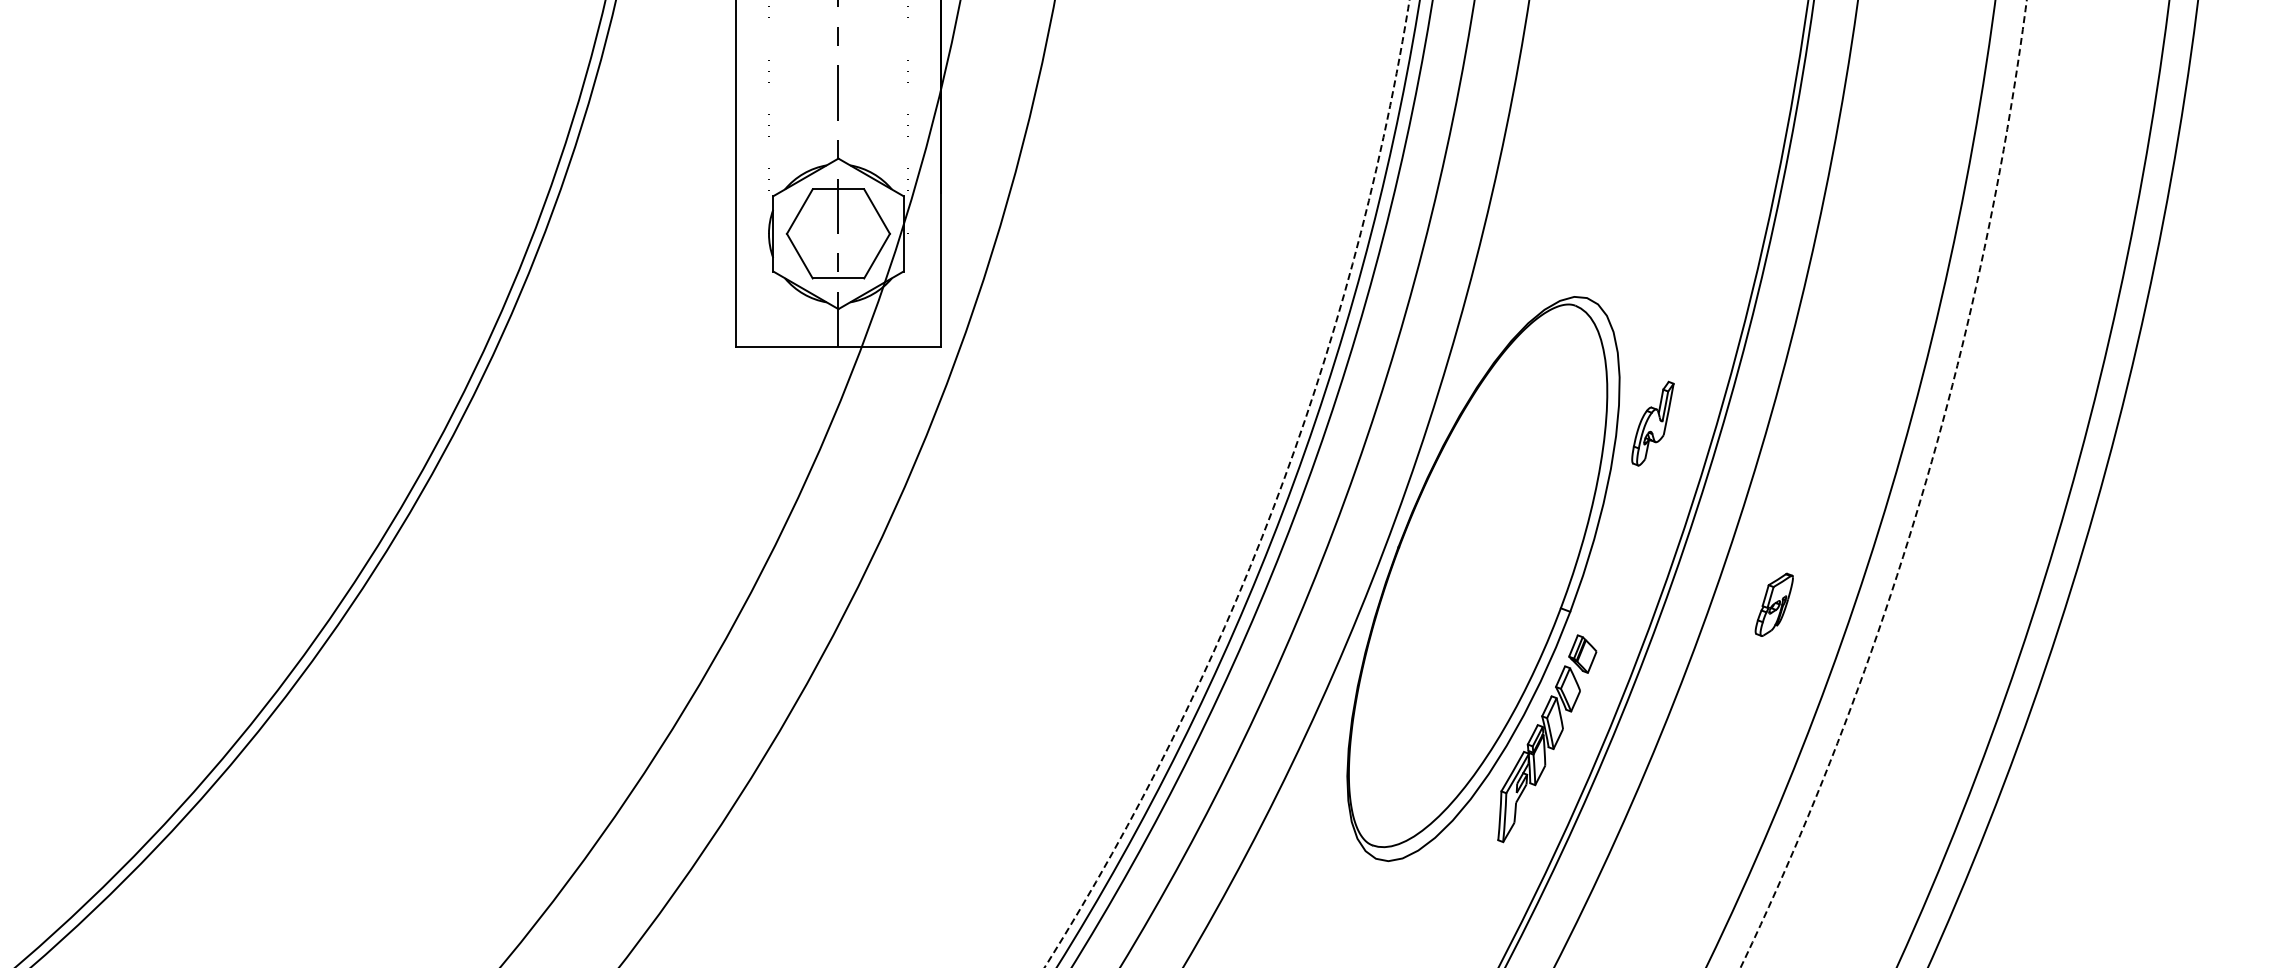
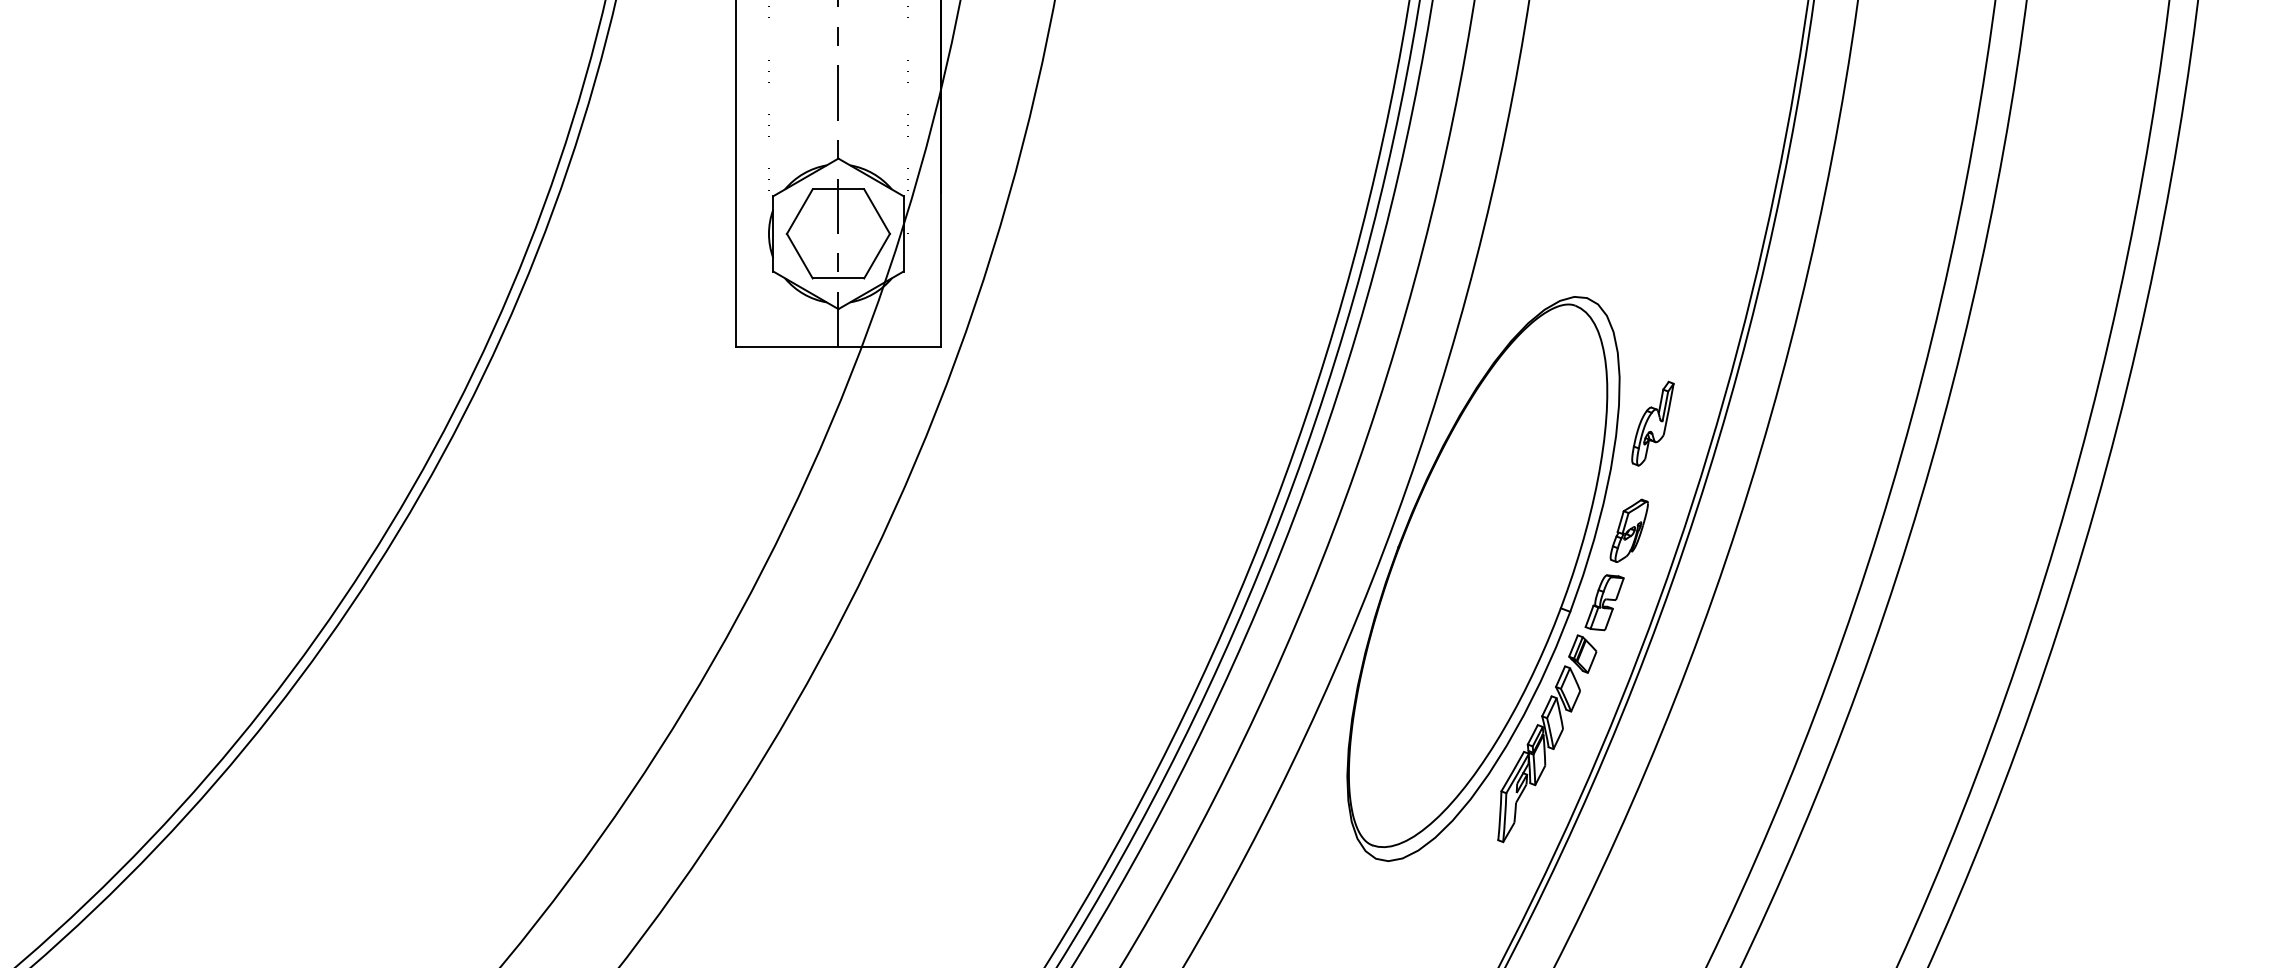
circle: dashed -> solid (1226, 483)
circle: dashed -> solid (1883, 483)
part: none -> present (1604, 602)
part position: (1773, 604) -> (1628, 530) (1628, 530)
